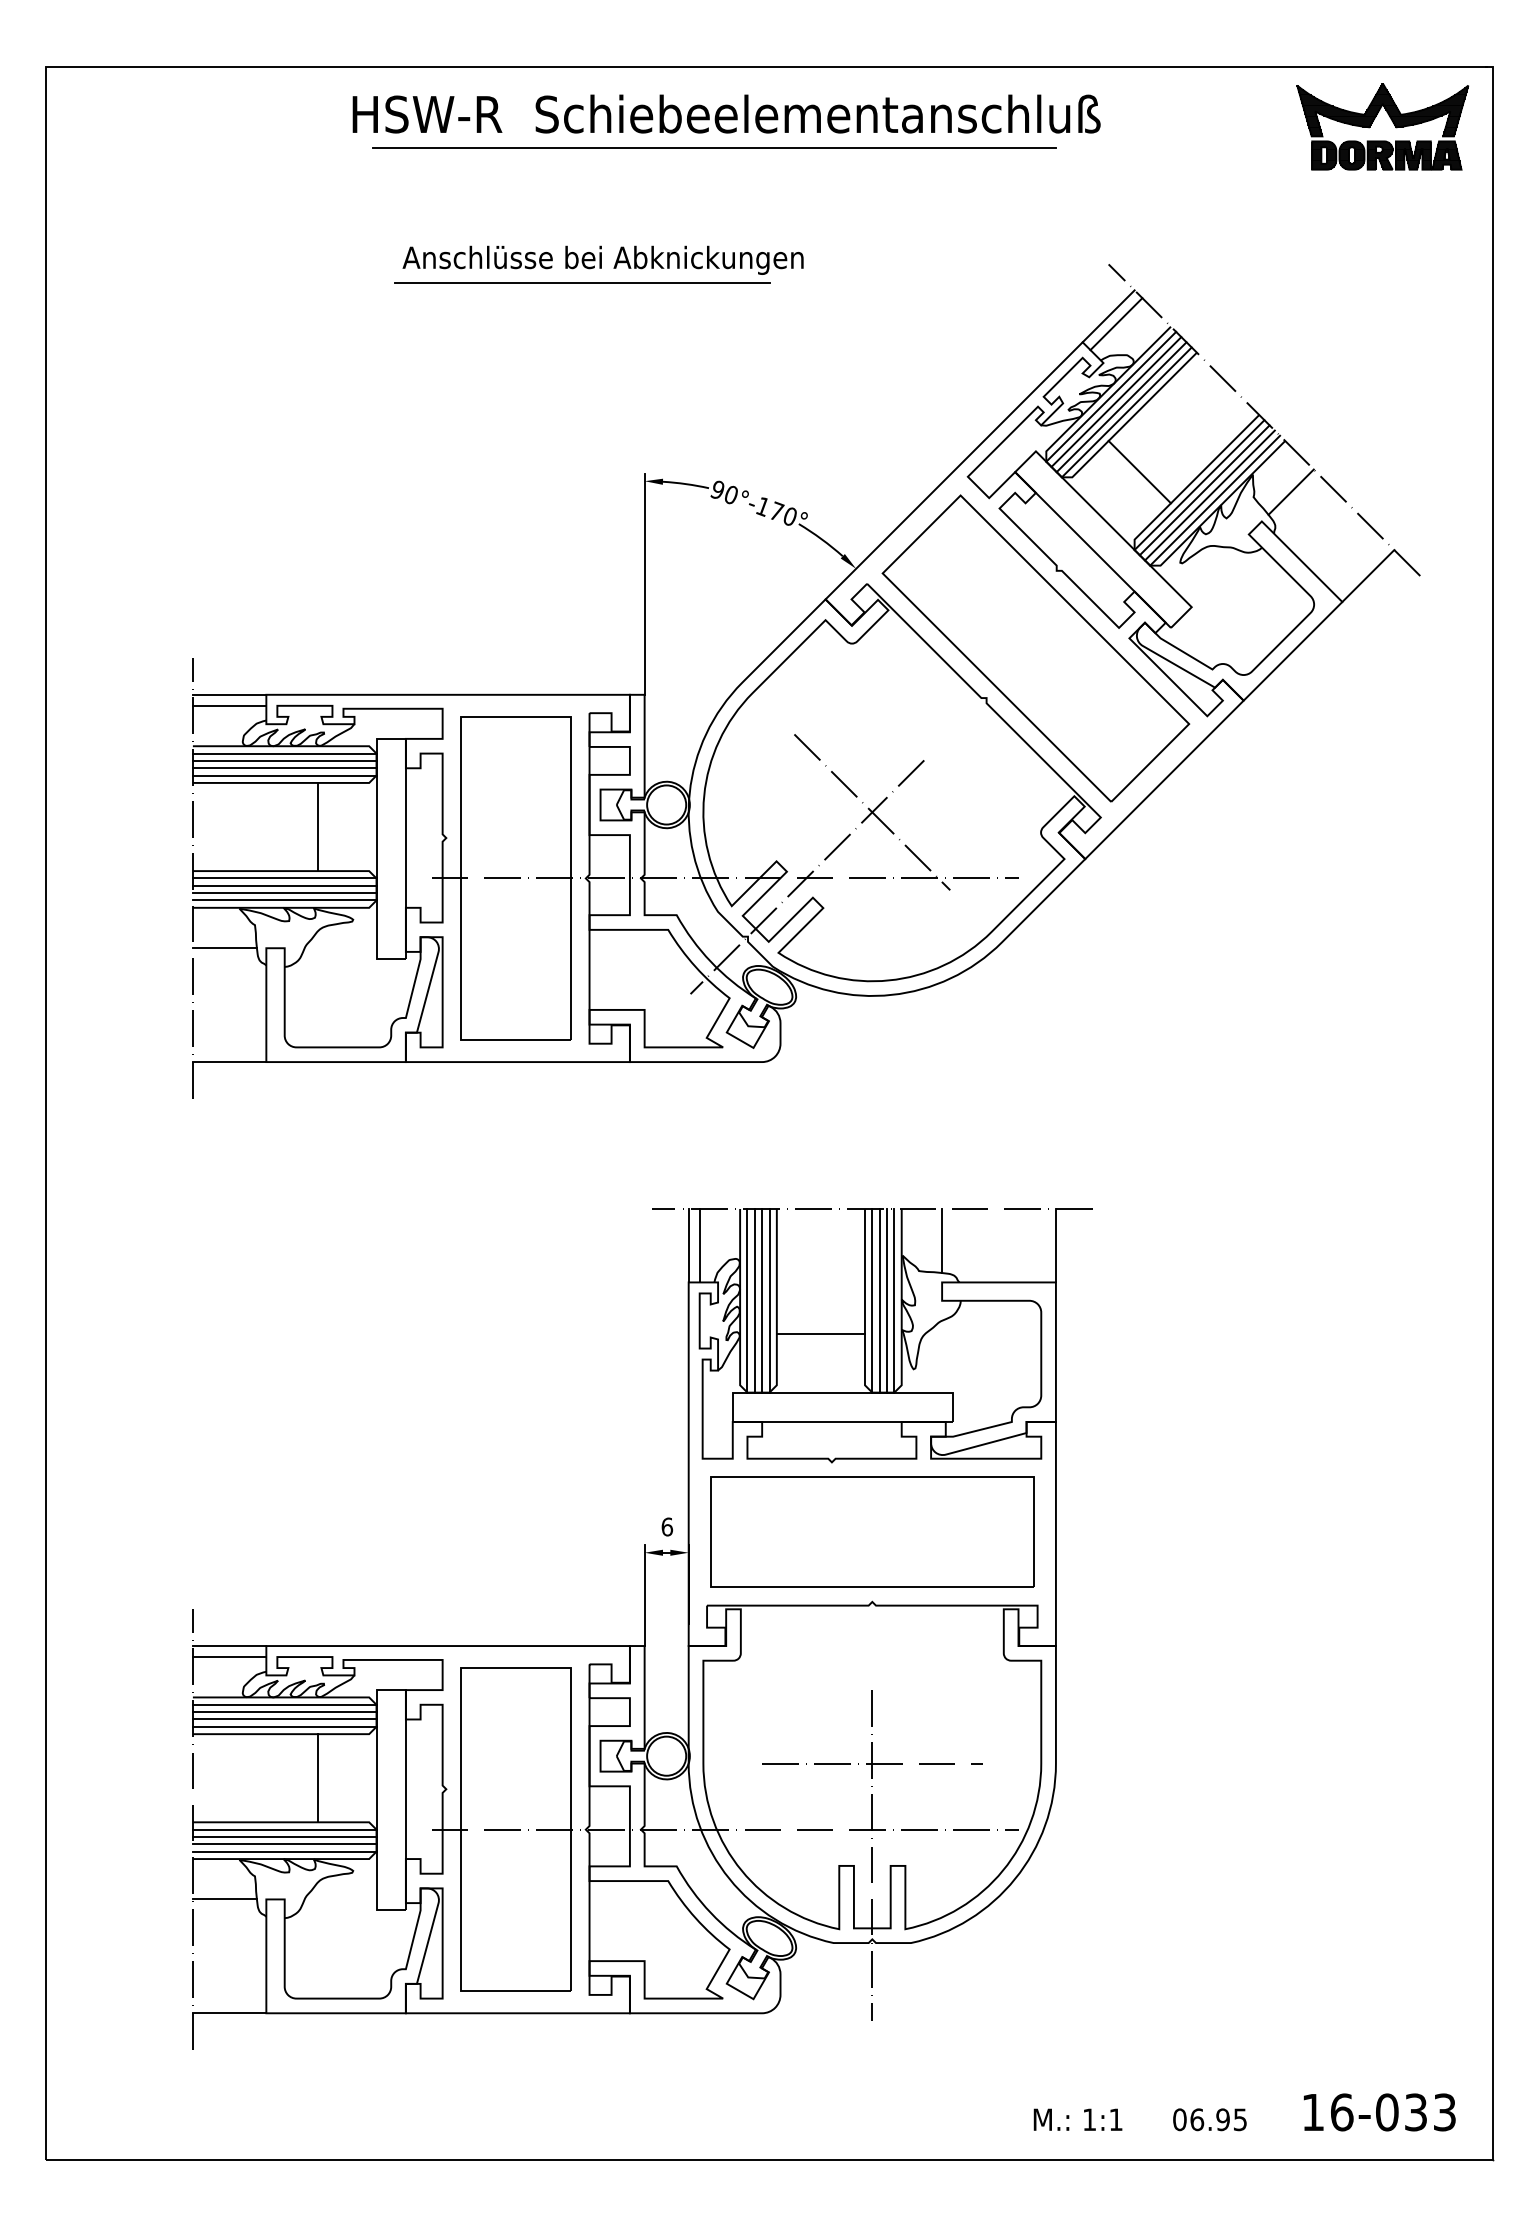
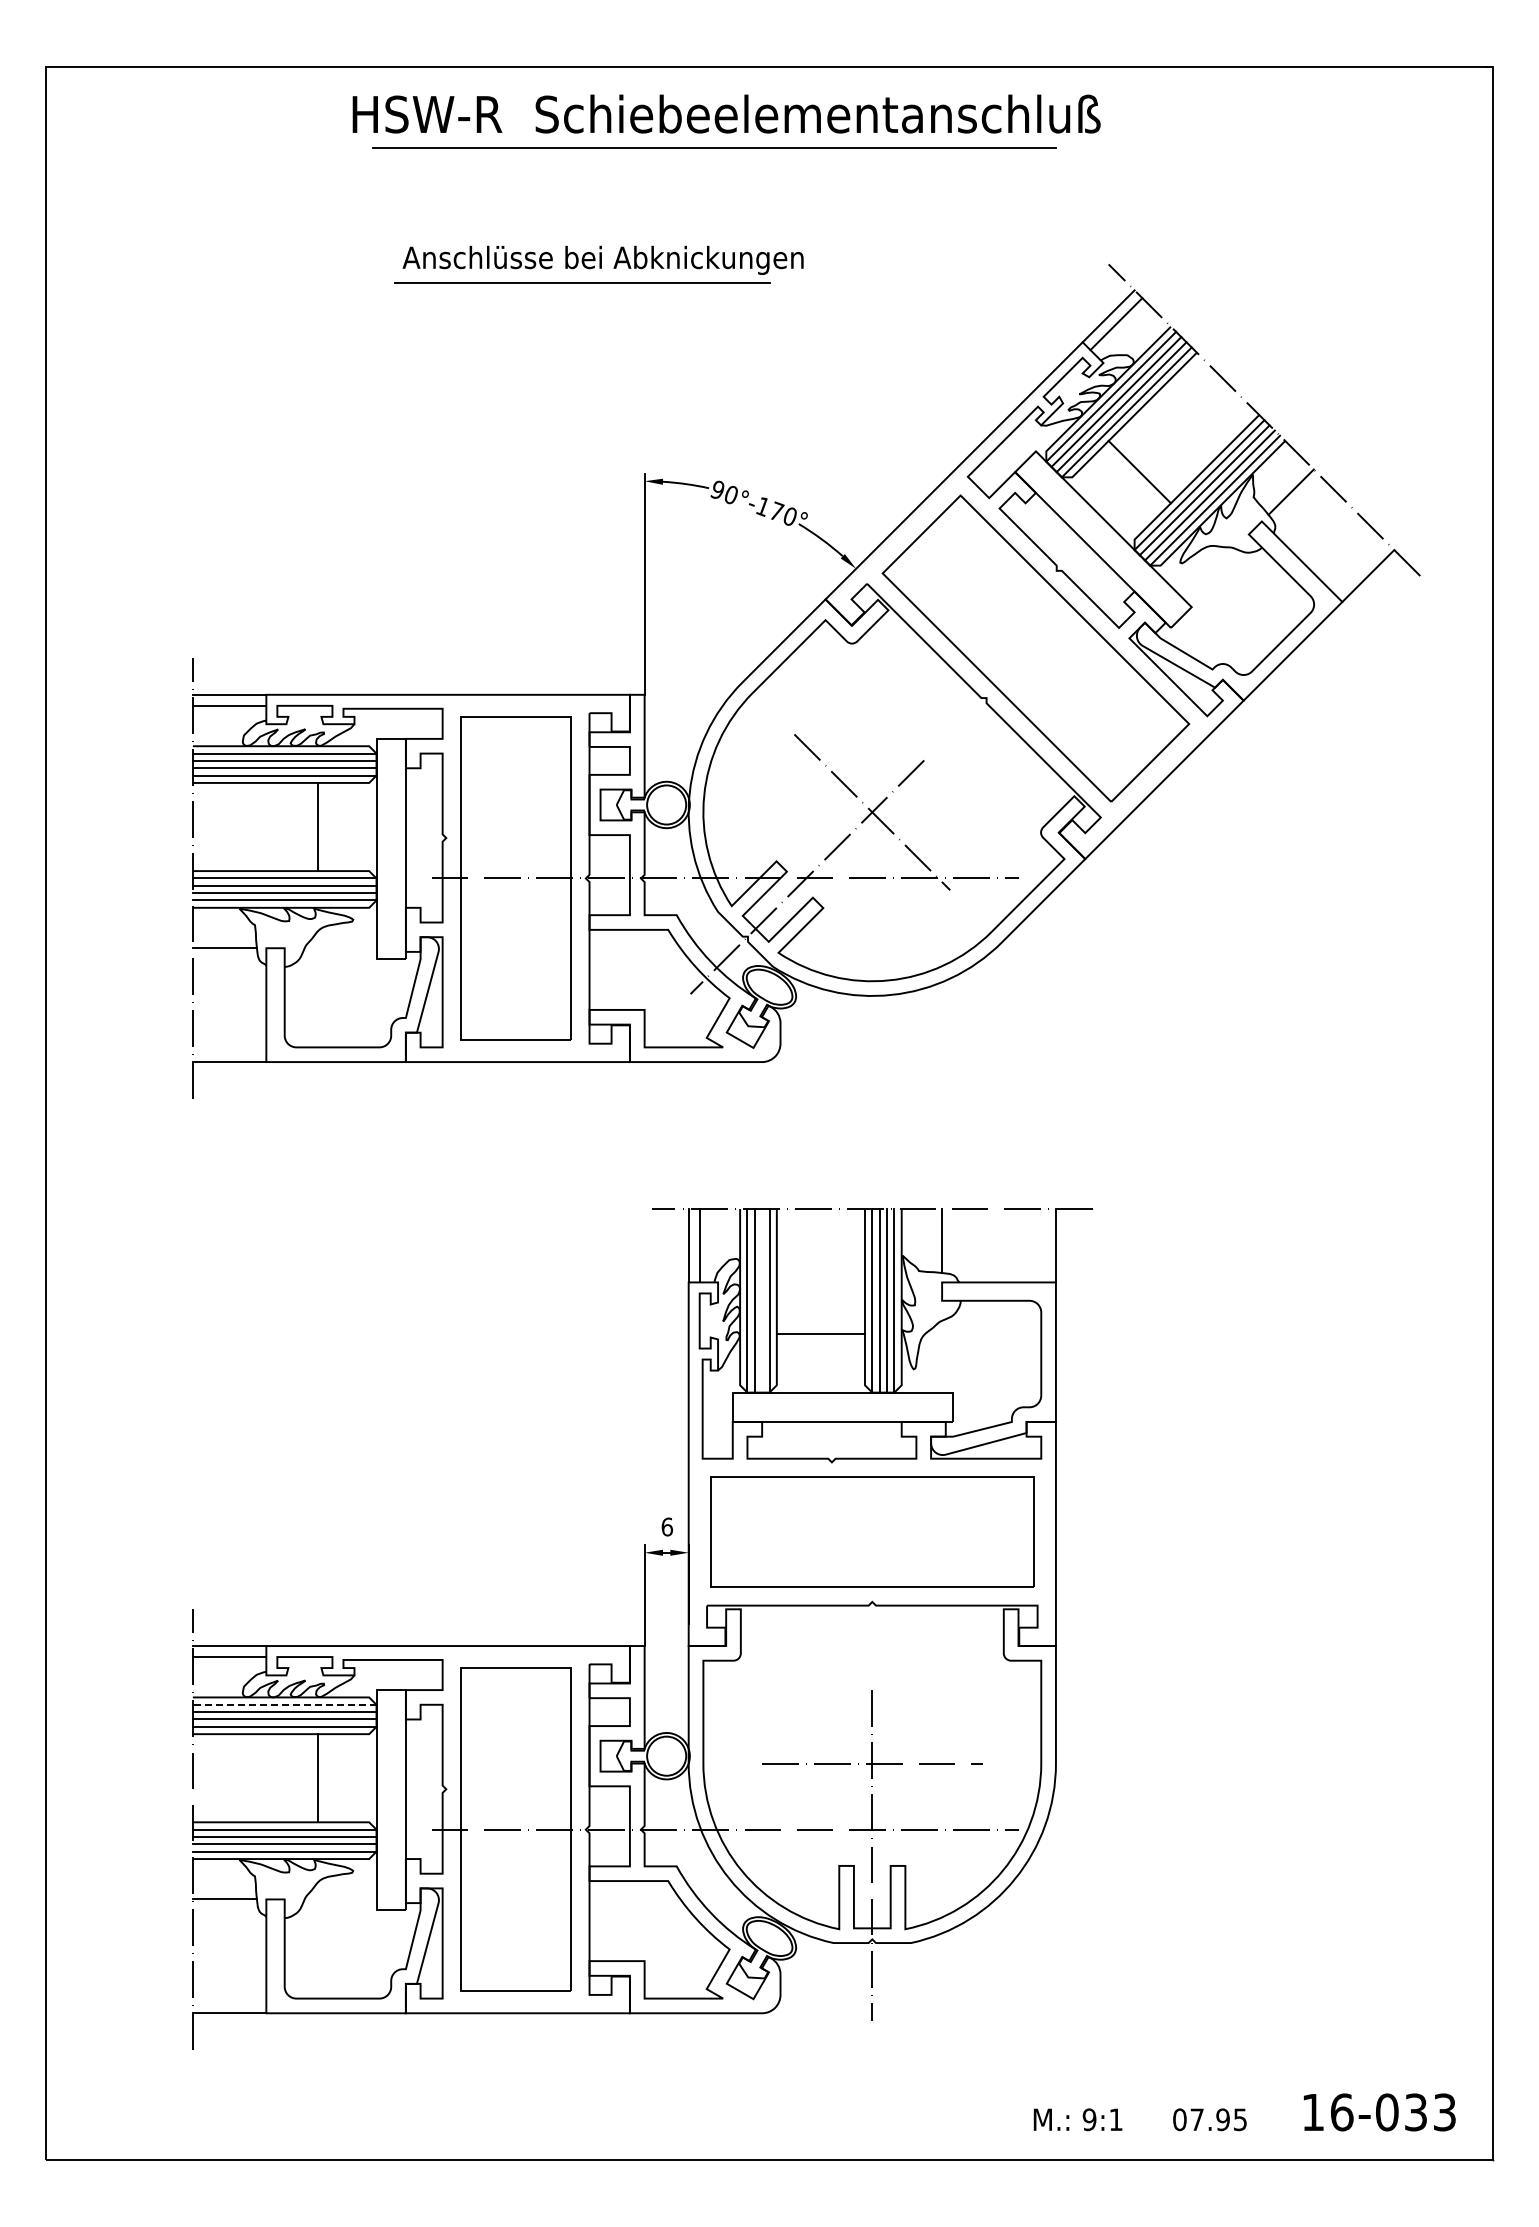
part: present -> none (1373, 122)
line: present -> none (762, 1300)
line: solid -> dashed (284, 1704)
text: 1:1 -> 9:1 (1089, 2119)
text: 06.95 -> 07.95 (1197, 2119)
